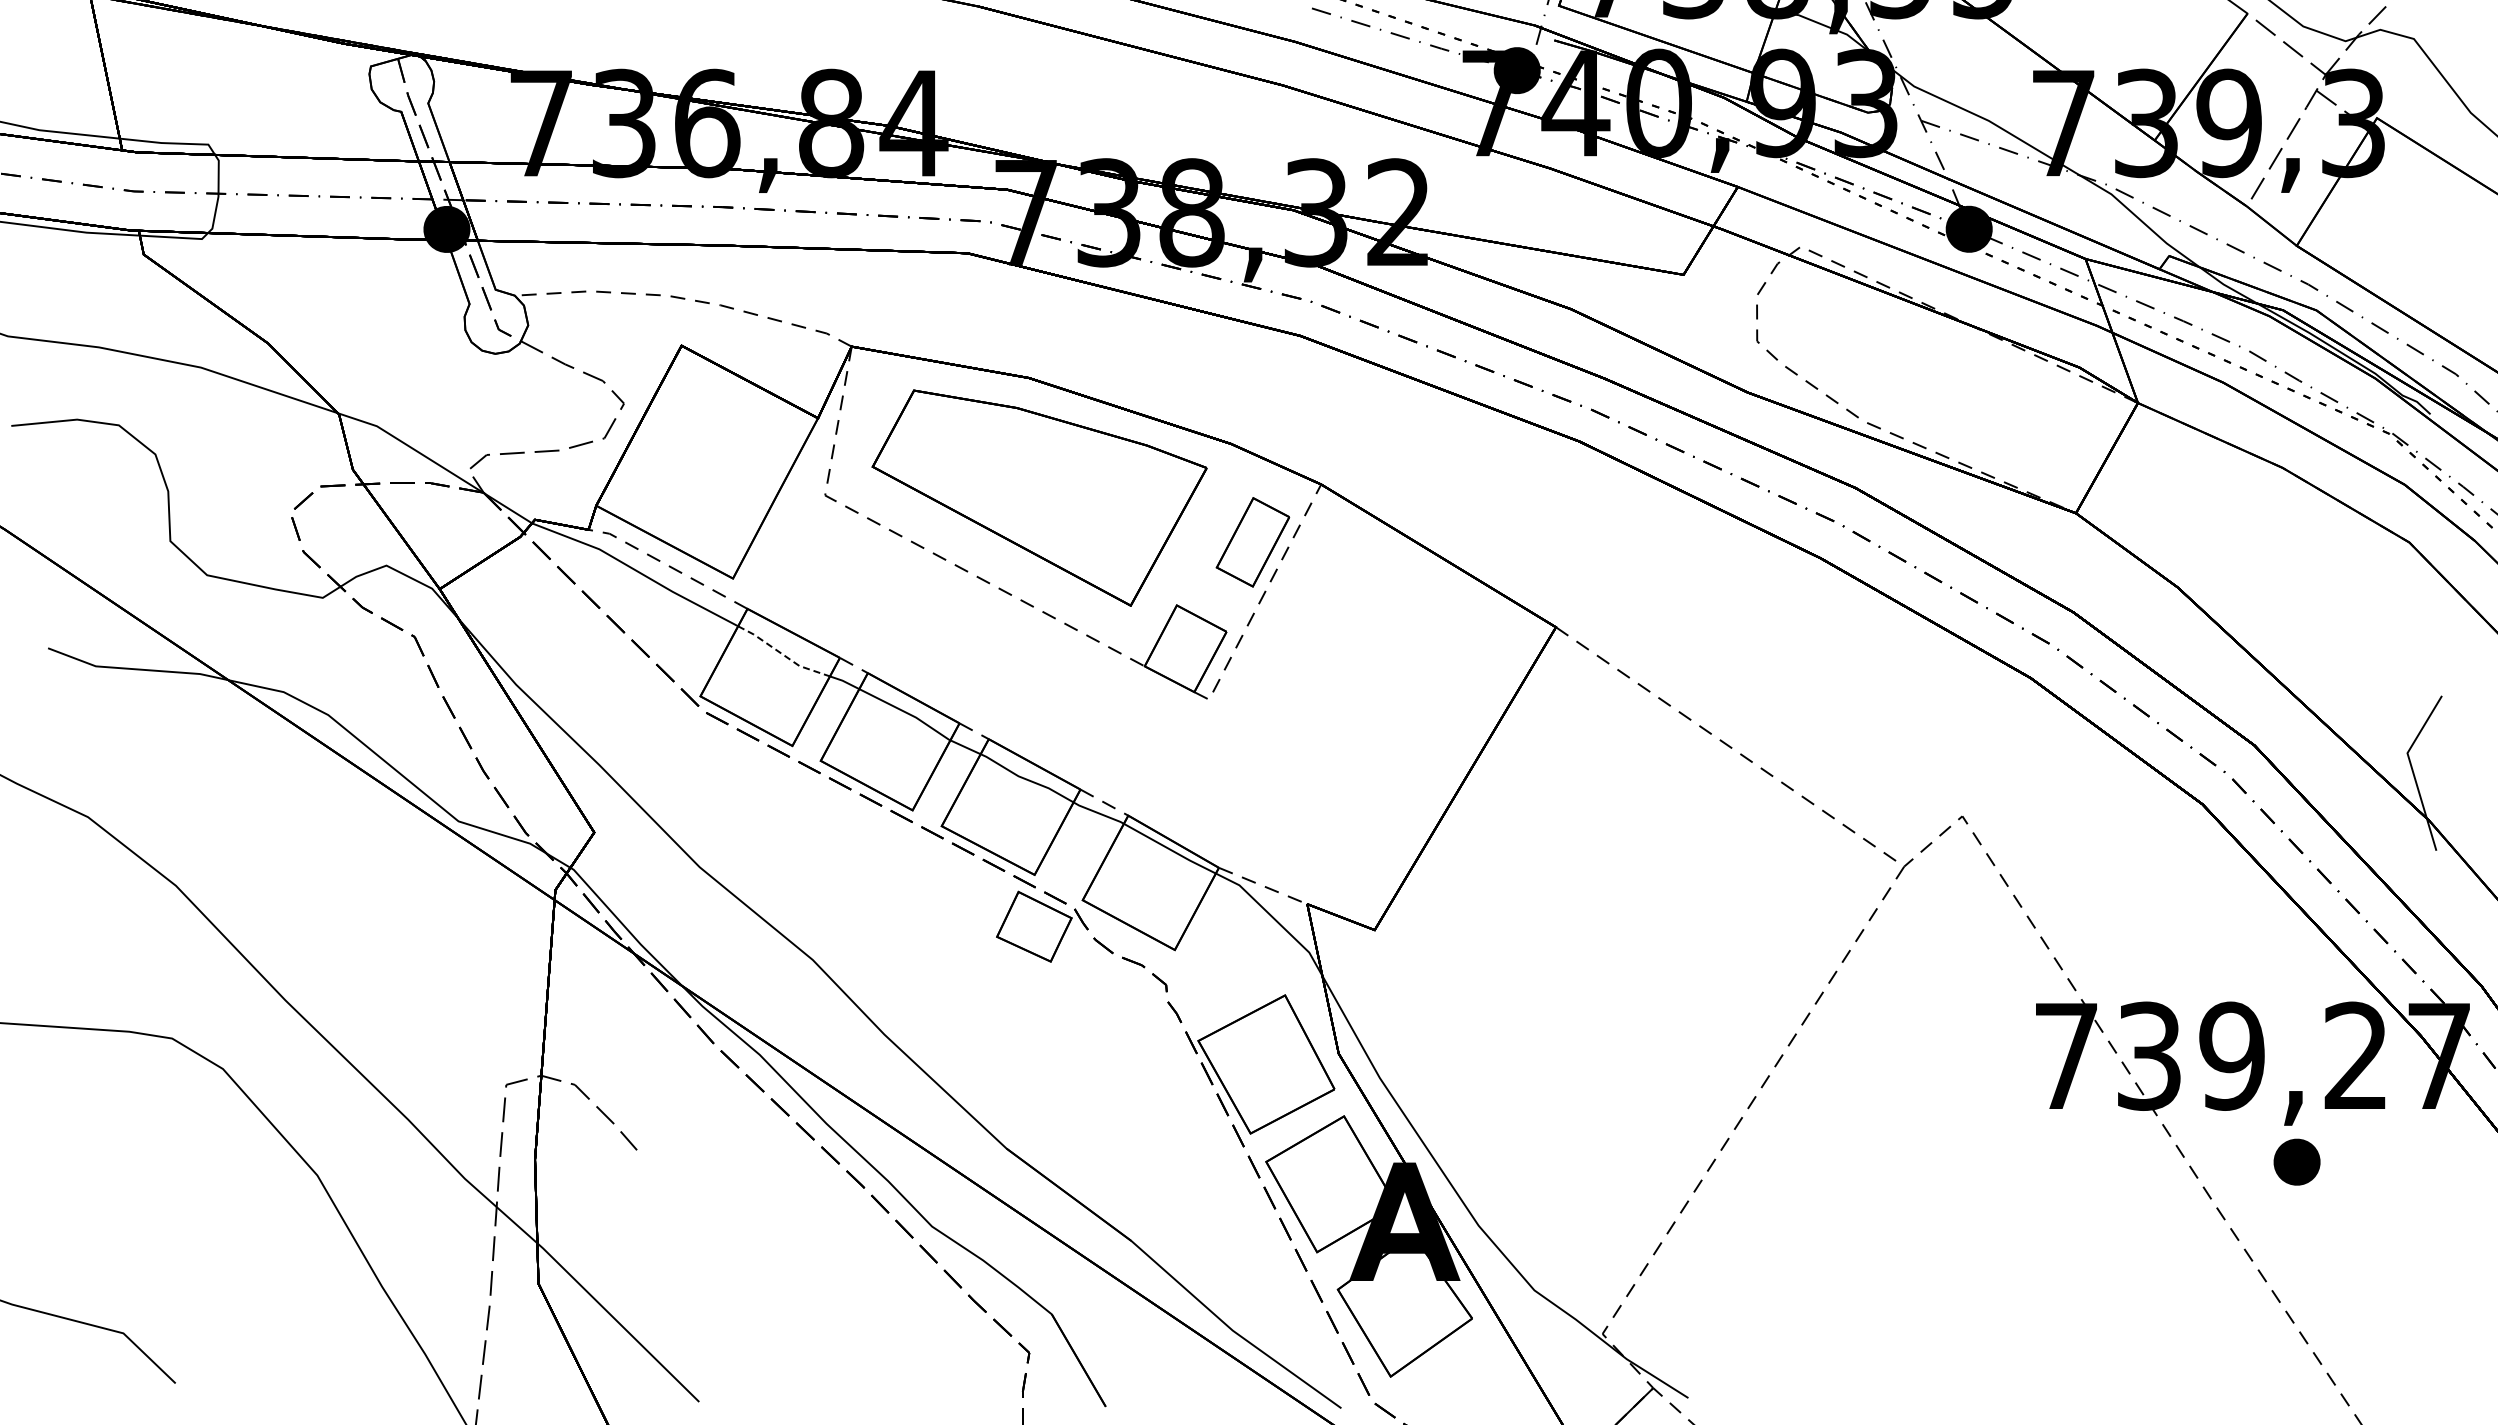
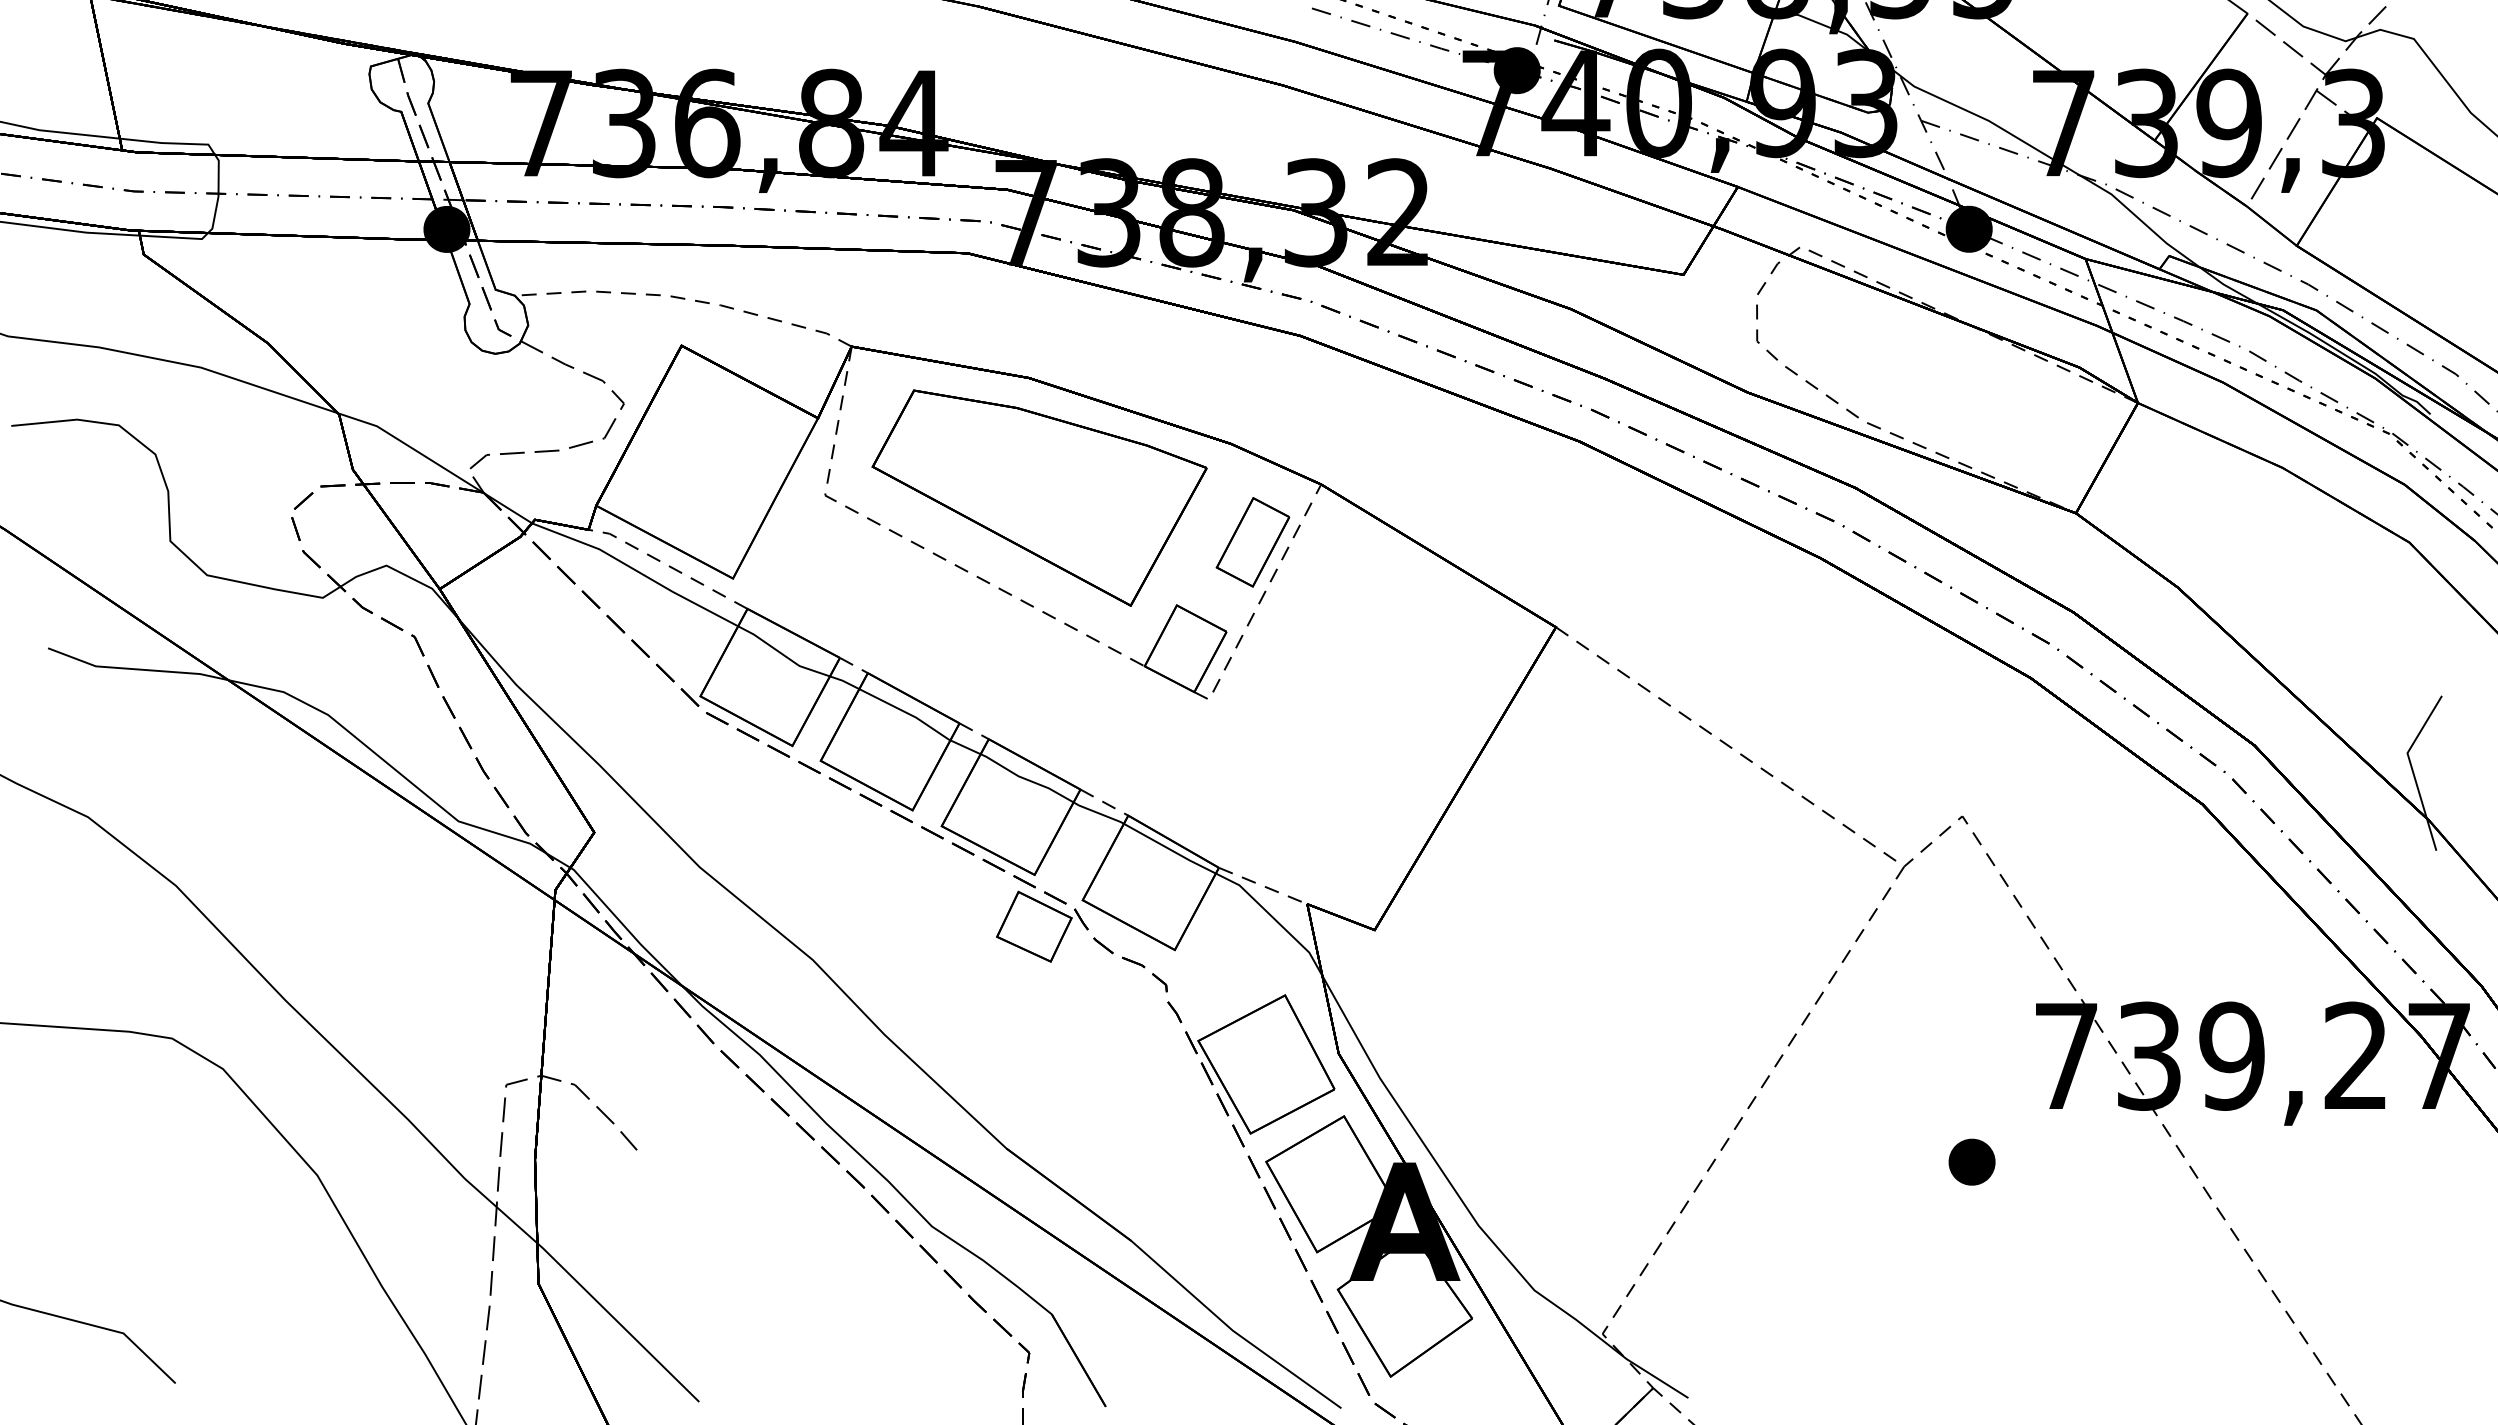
line: dashed -> solid (783, 654)
part position: (2296, 1161) -> (1971, 1161) (1971, 1161)
